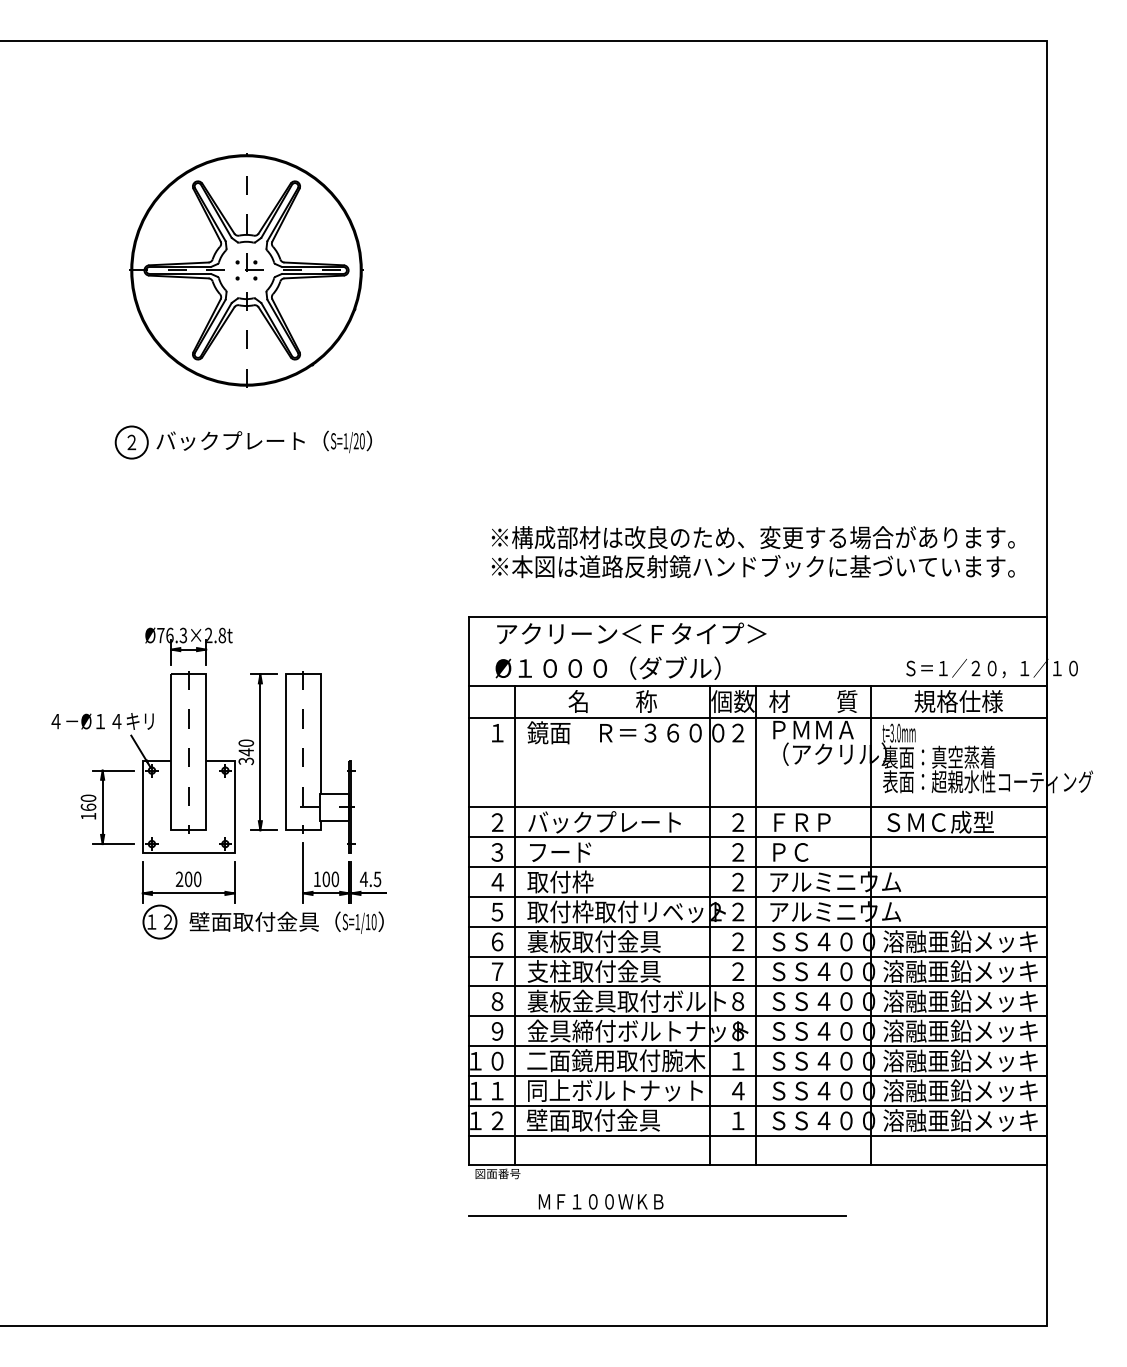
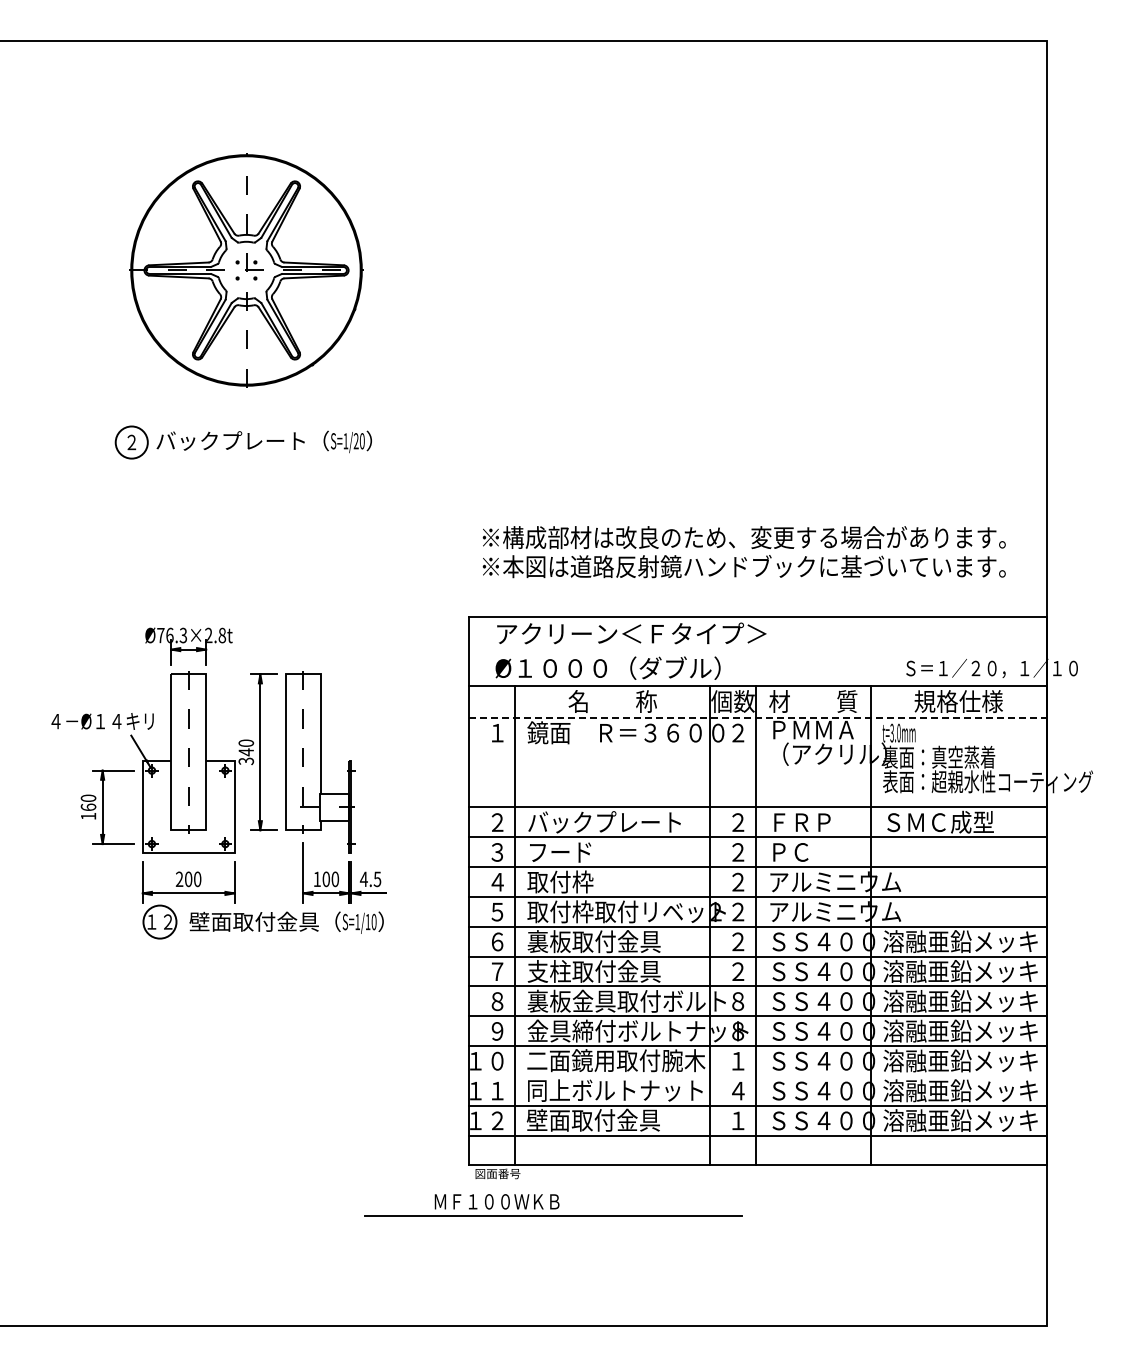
text position: (752, 552) -> (743, 552) (743, 552)
line: solid -> dashed (757, 717)
line: present -> none (757, 1075)
part position: (657, 1205) -> (553, 1205) (553, 1205)
